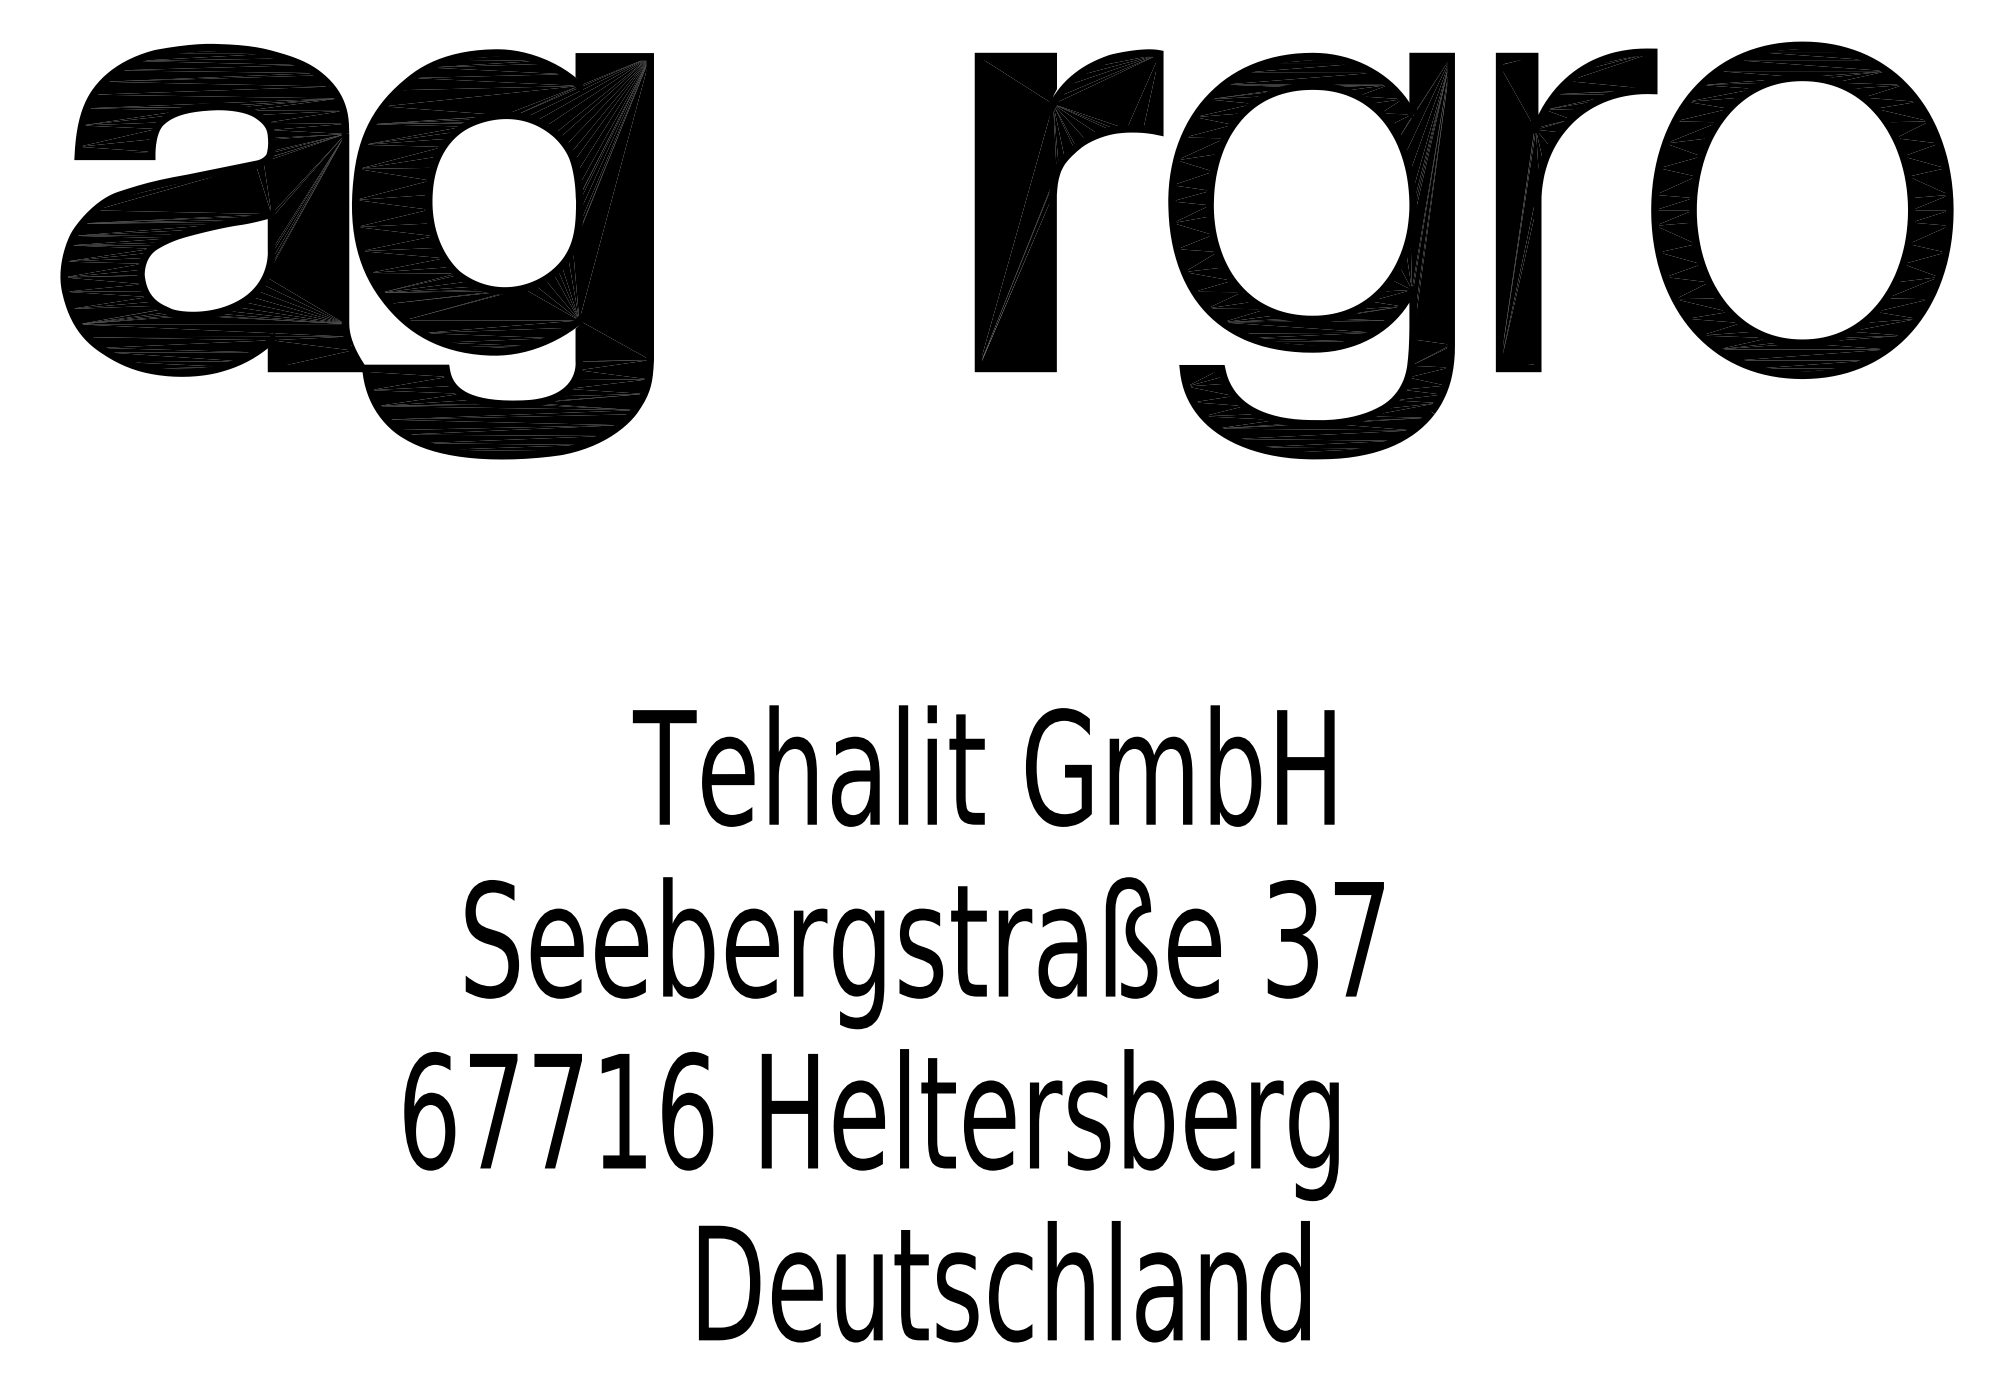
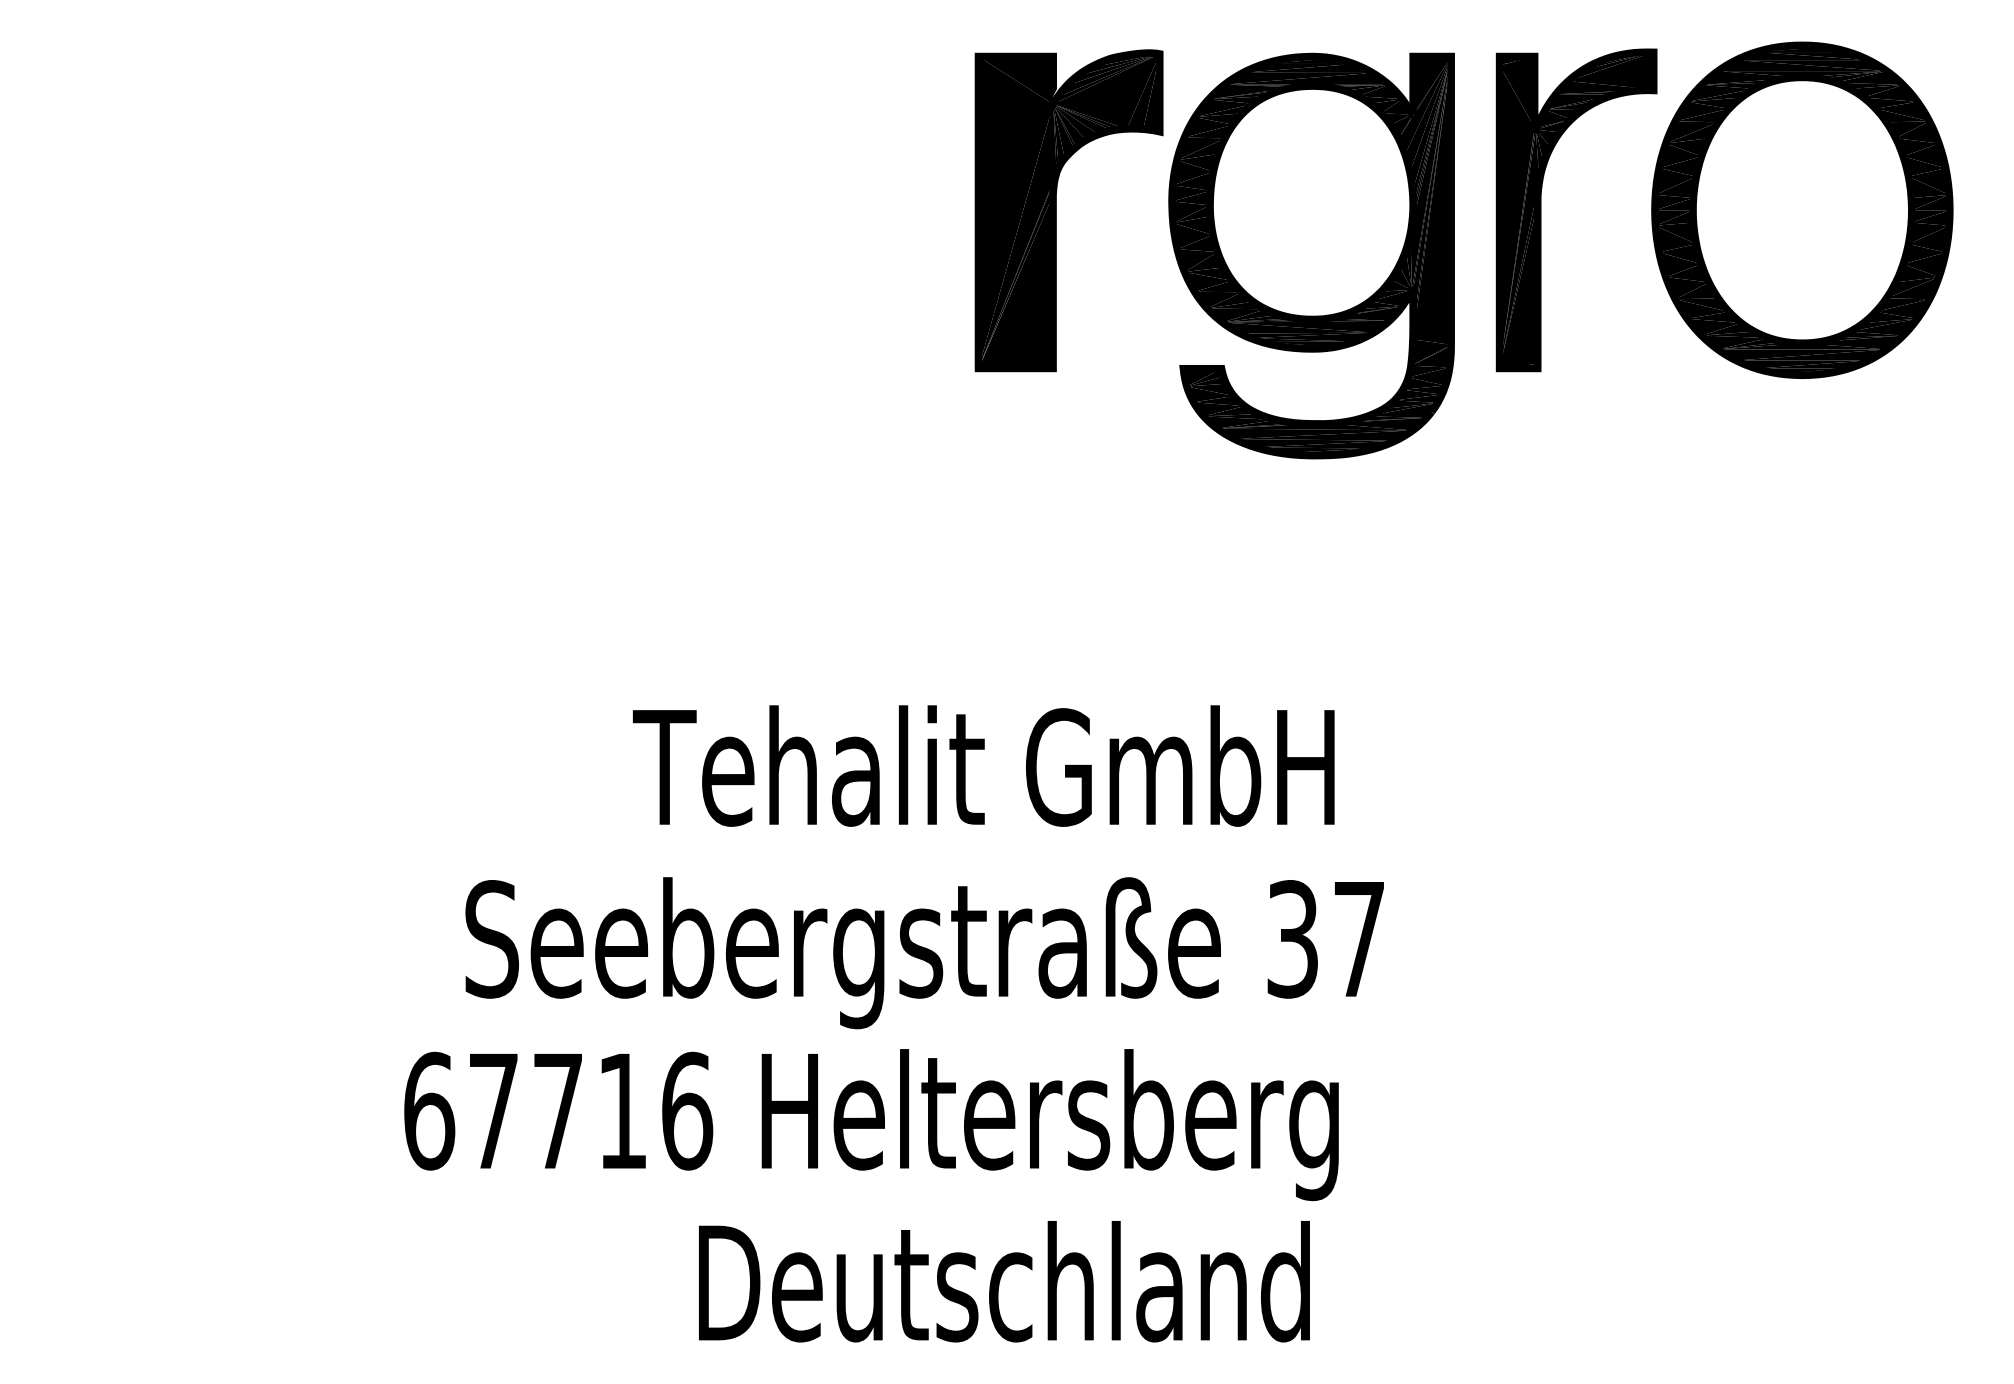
part: present -> none (356, 251)
